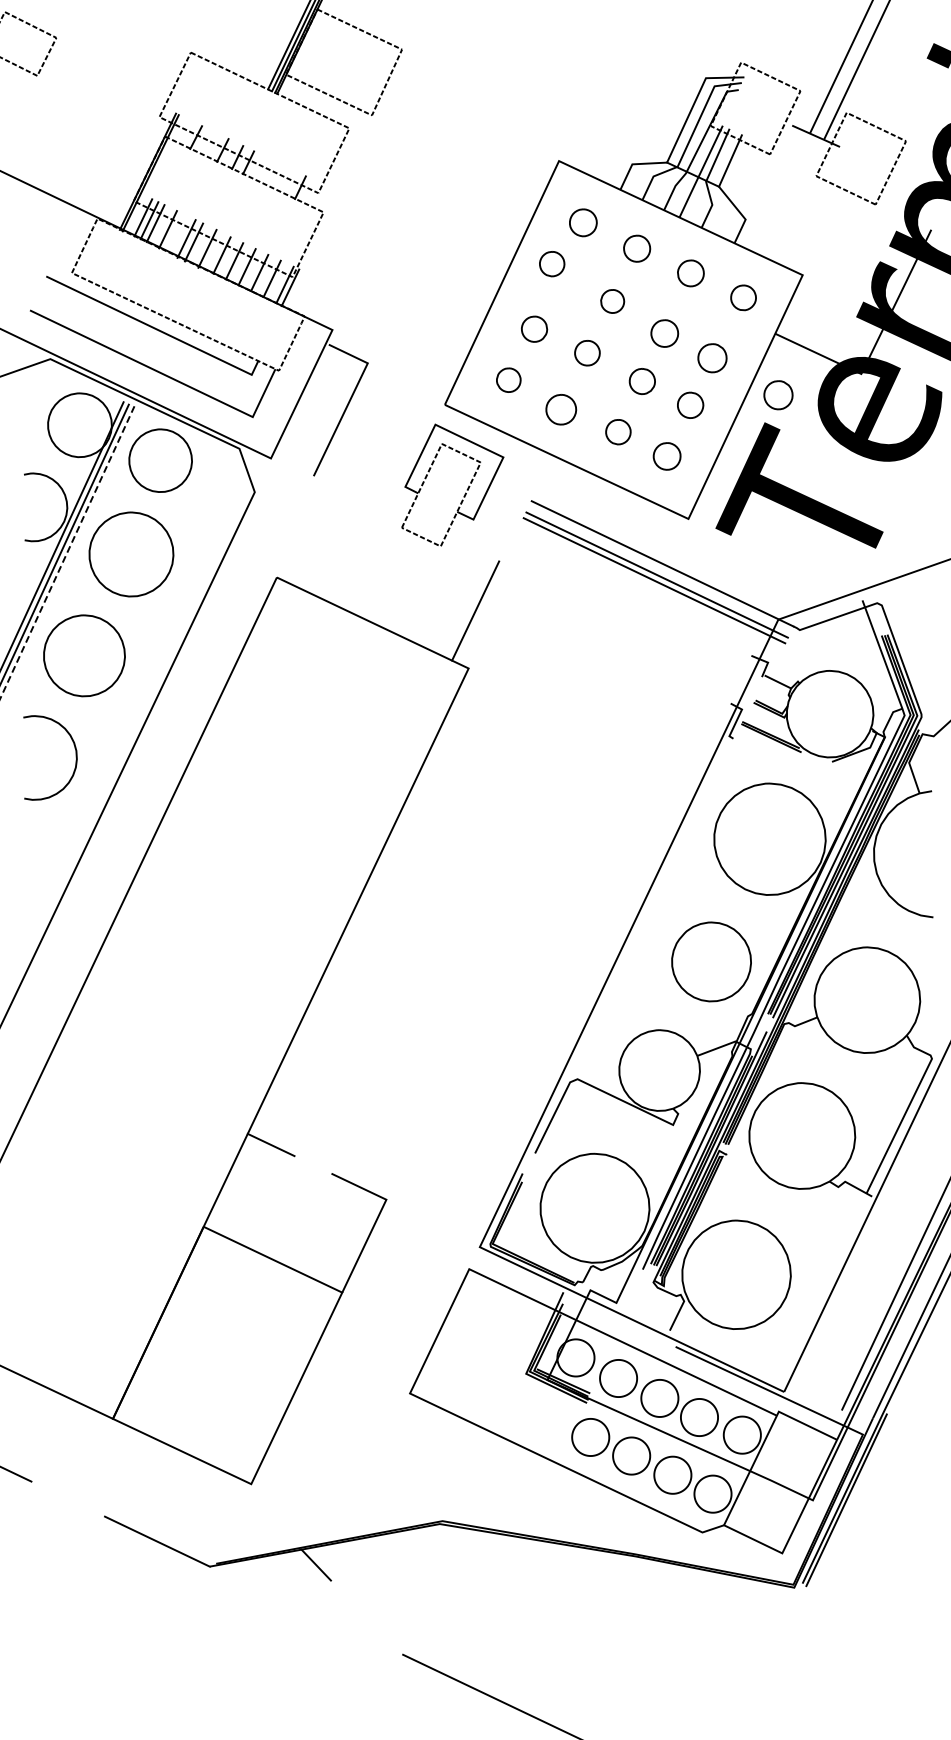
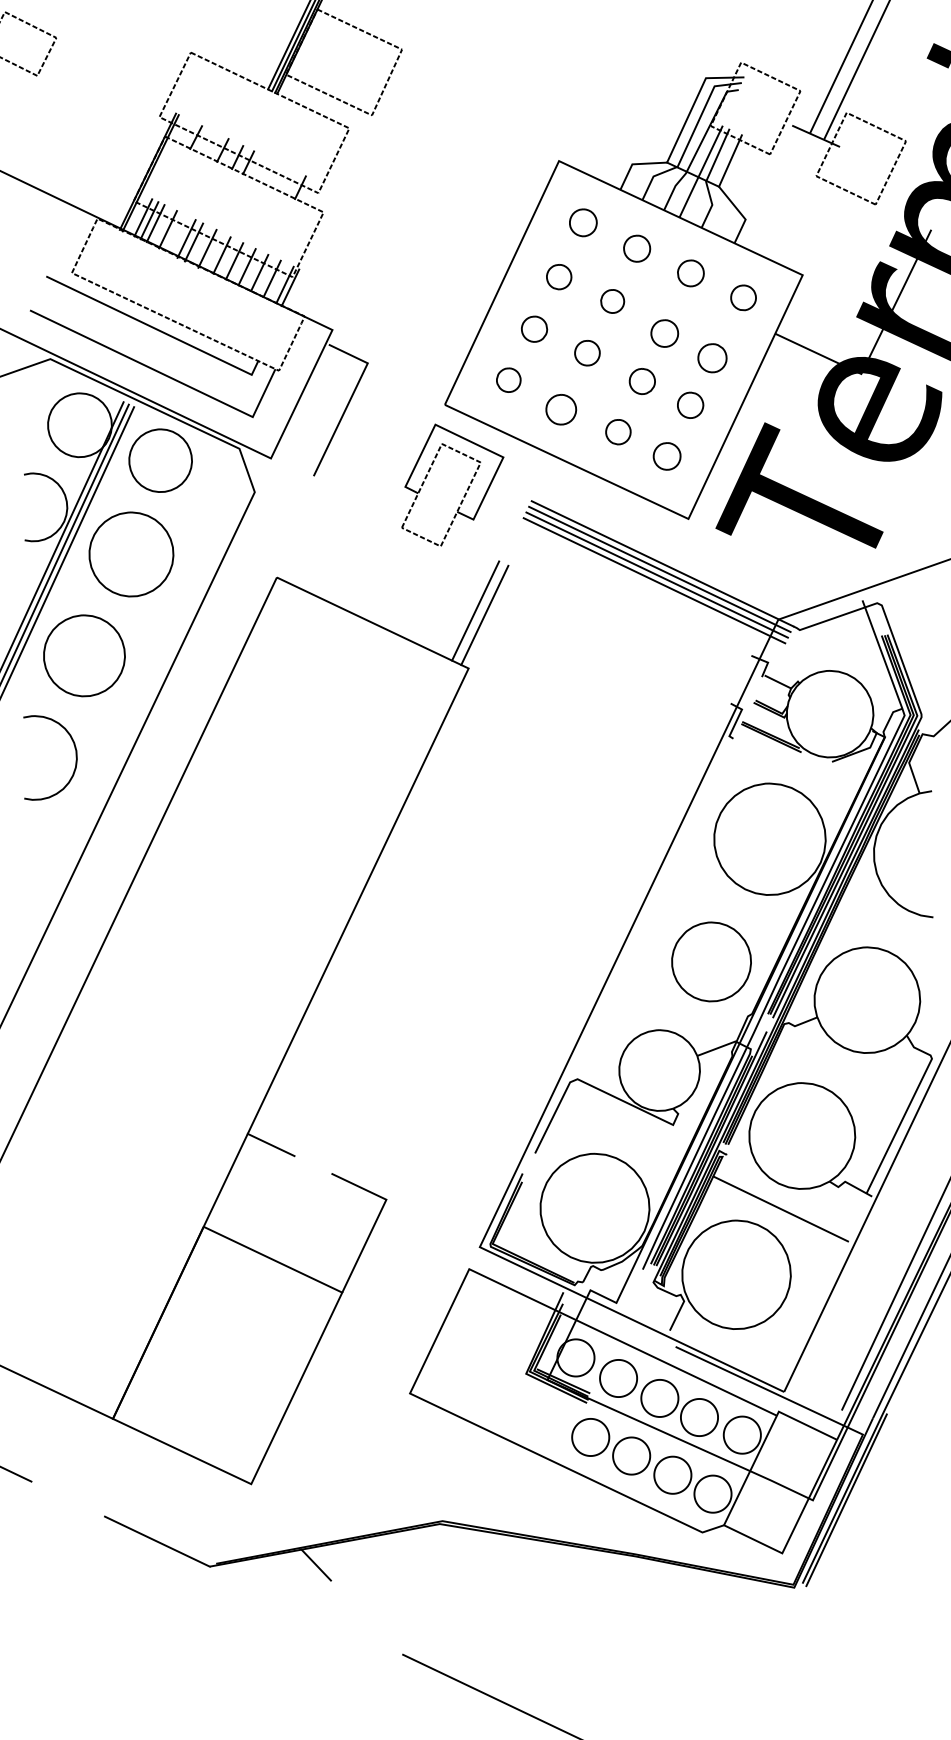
part position: (552, 264) -> (559, 277) (559, 277)
part: present -> none (778, 395)
line: dashed -> solid (67, 552)
line: none -> present (659, 569)
line: none -> present (484, 615)
line: none -> present (780, 1208)
